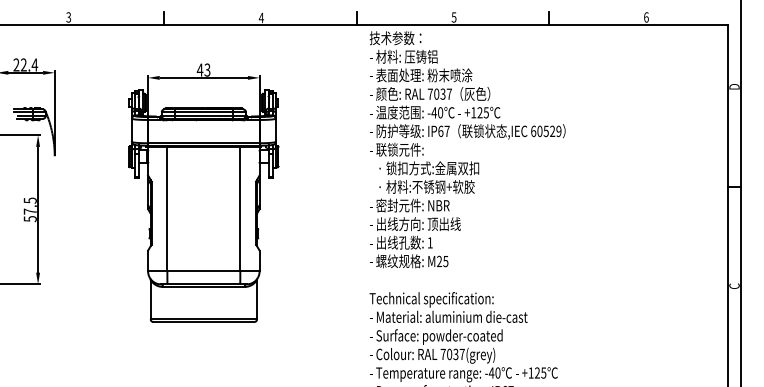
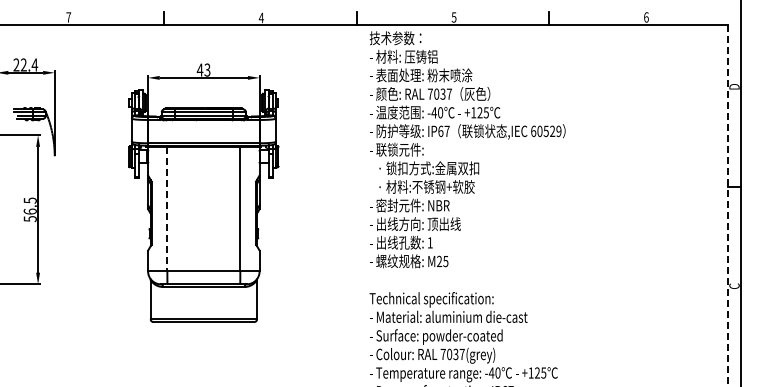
text: 3 -> 7 (68, 17)
line: solid -> dashed (727, 205)
line: solid -> dashed (167, 209)
text: 57.5 -> 56.5 (29, 211)
